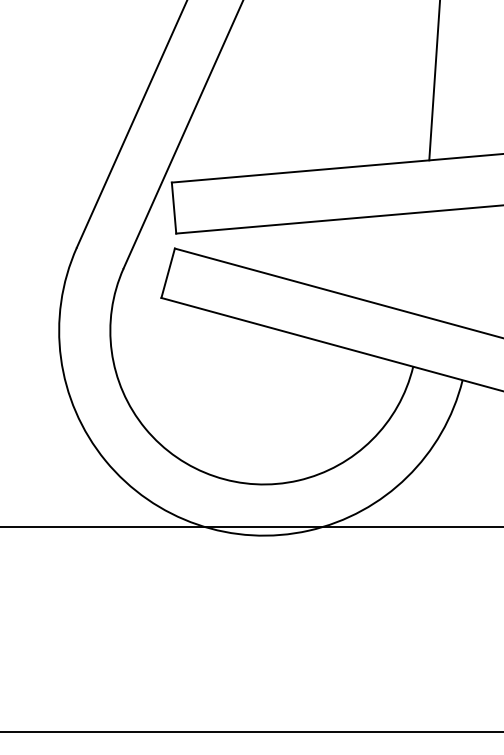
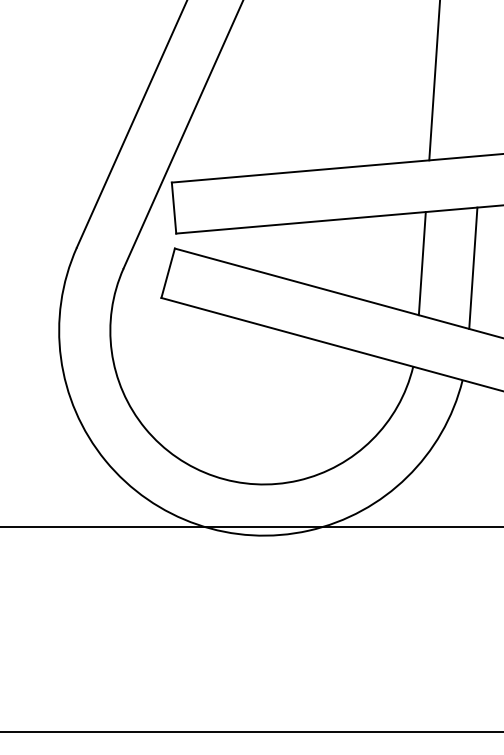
line: none -> present (421, 263)
line: none -> present (473, 267)
